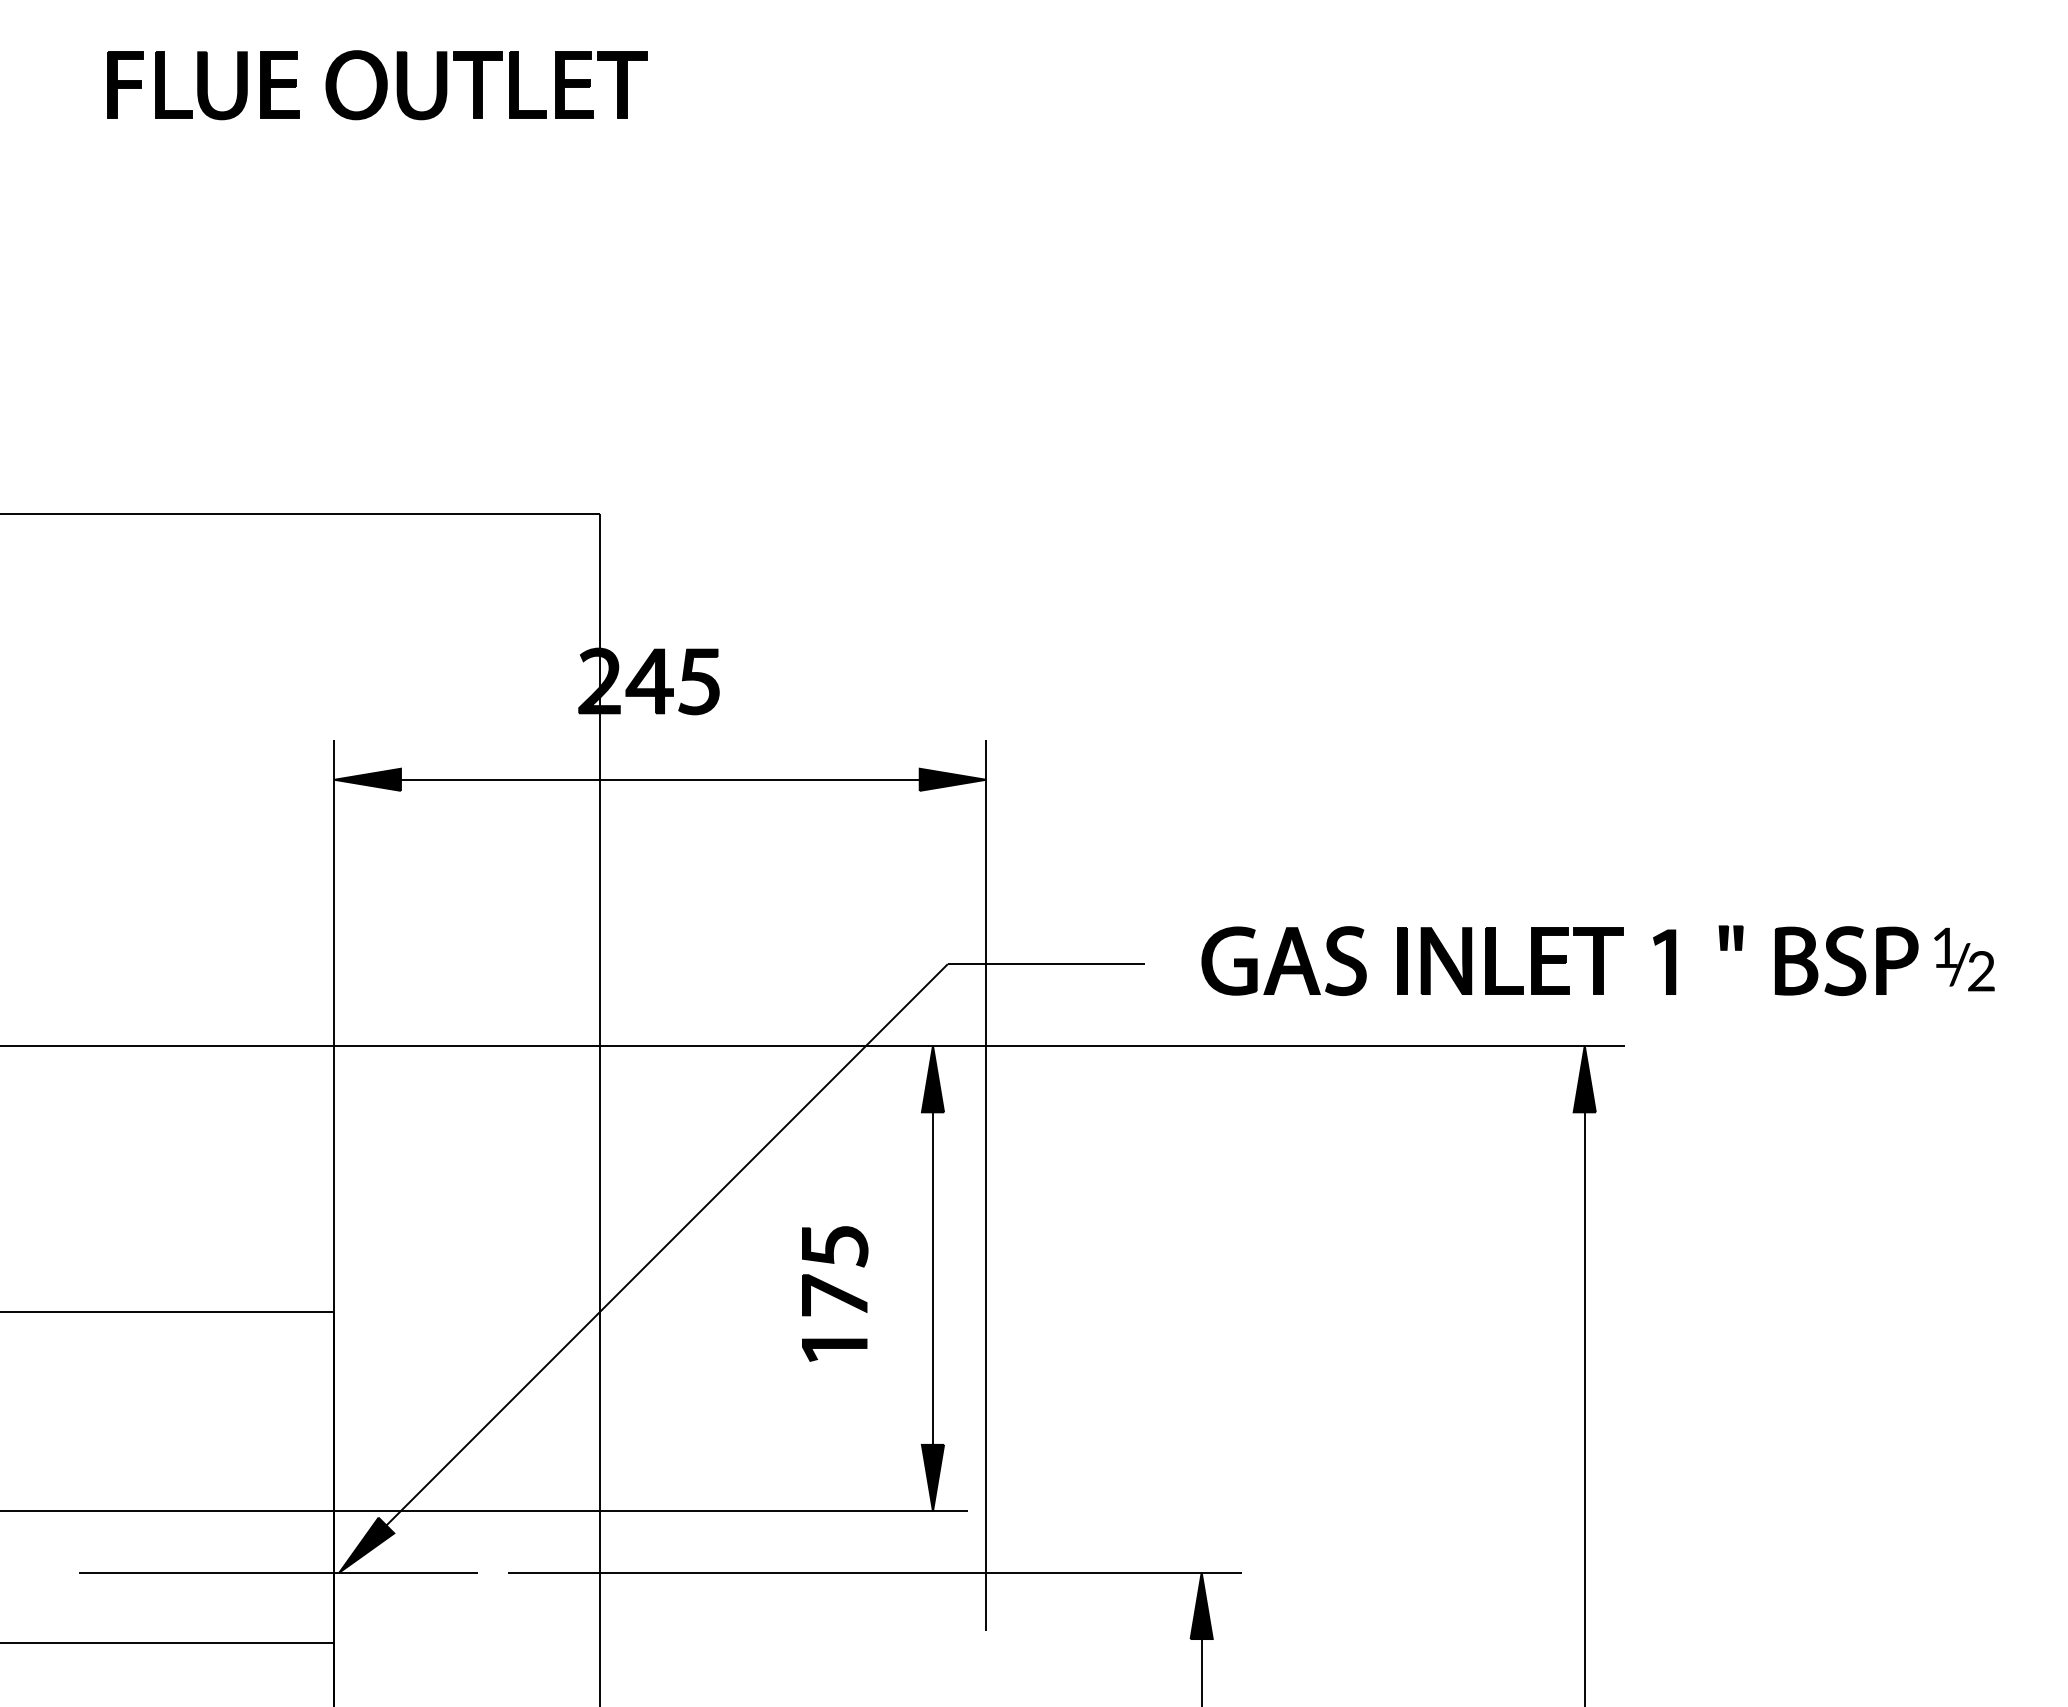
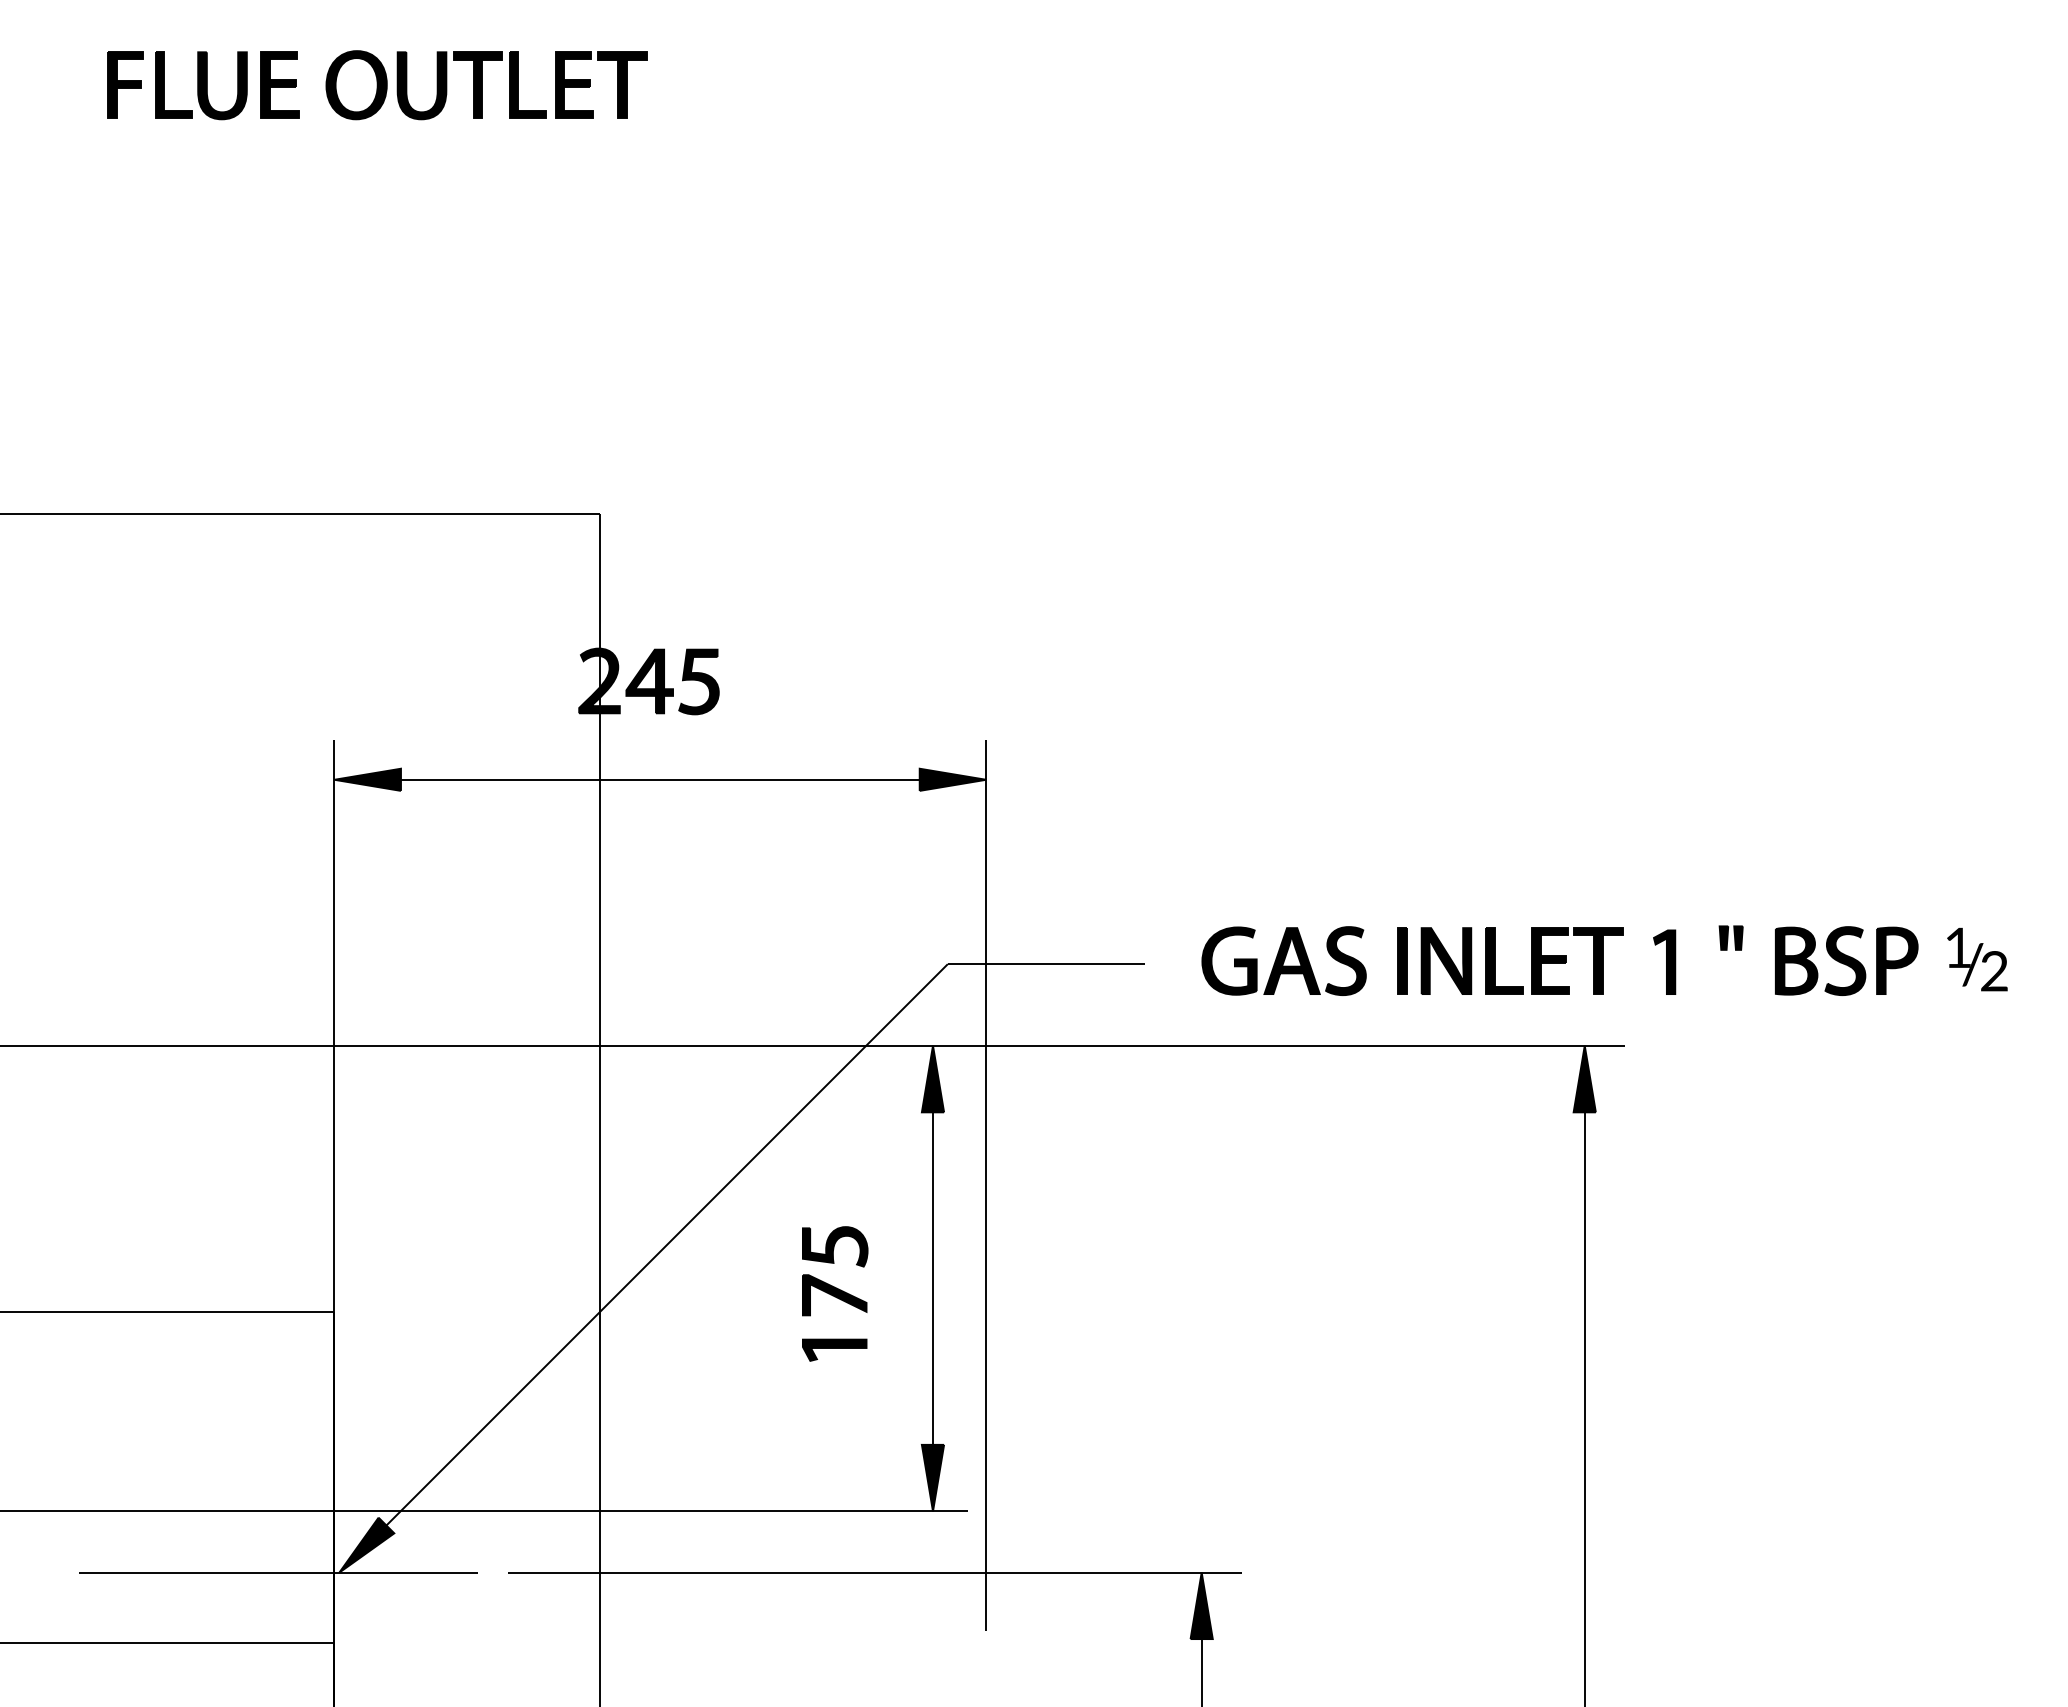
text position: (1964, 959) -> (1977, 959) (1977, 959)
